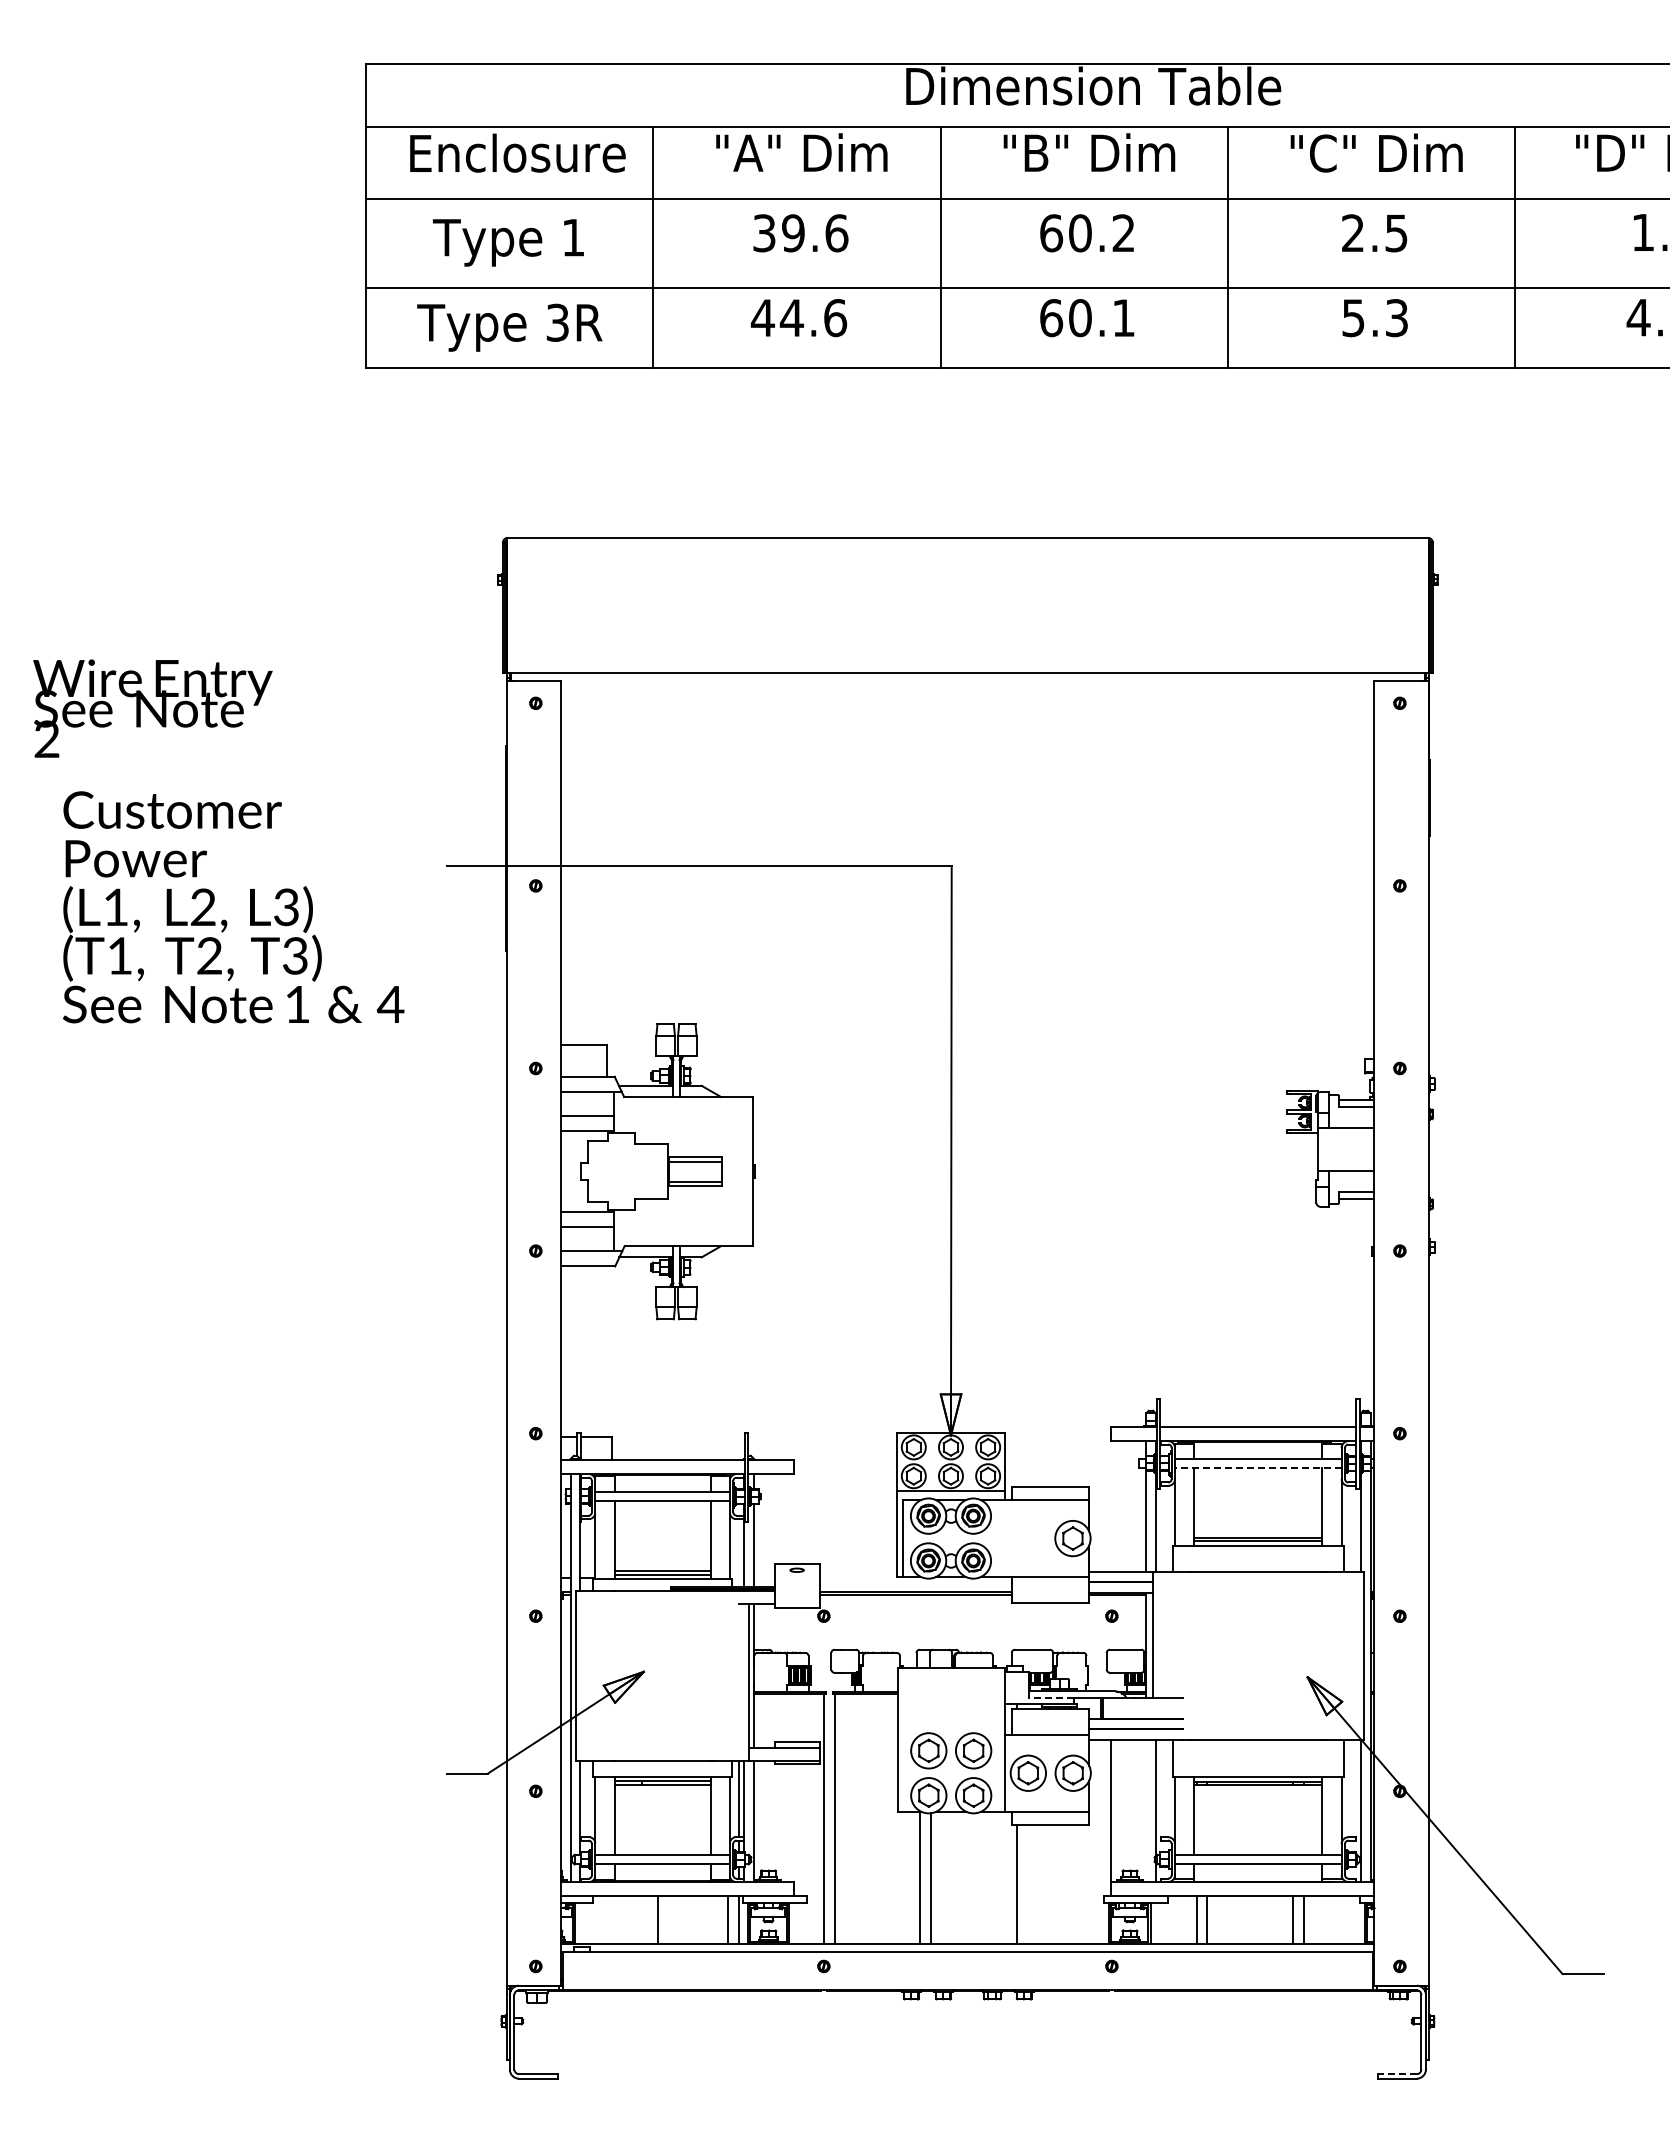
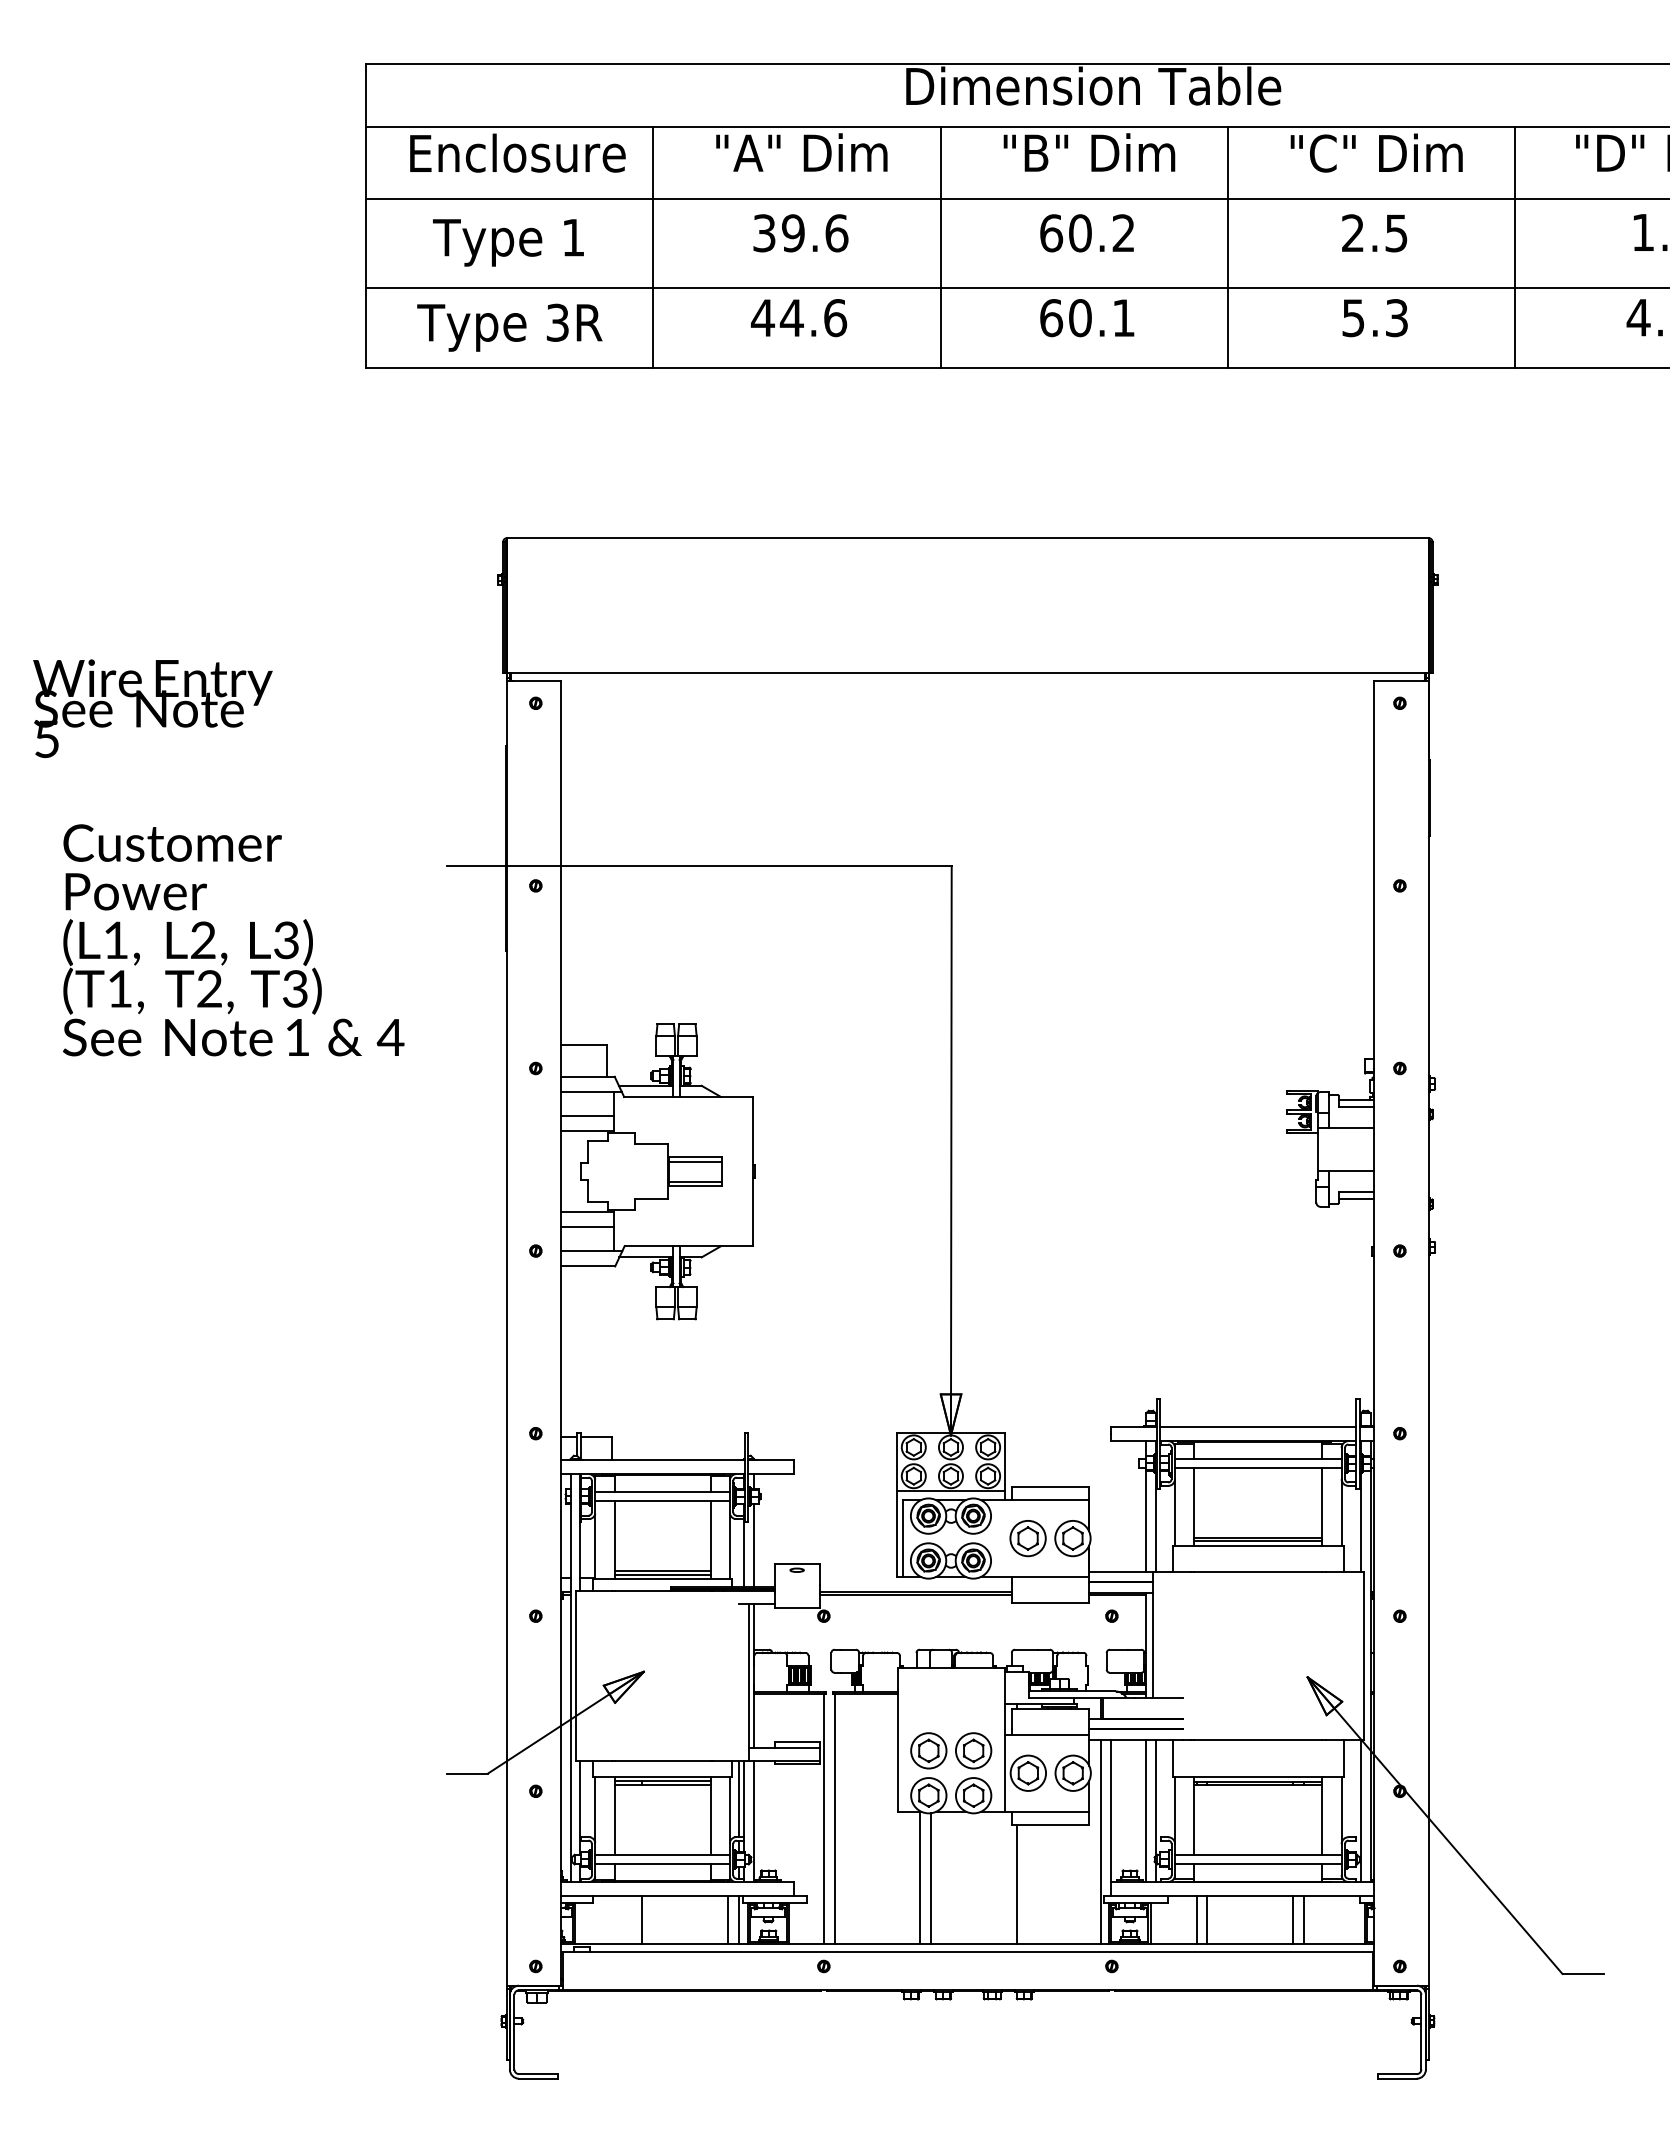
text: 2 -> 5 (46, 739)
text position: (233, 907) -> (233, 940) (233, 940)
line: dashed -> solid (1257, 1468)
part: none -> present (1027, 1538)
line: dashed -> solid (1050, 1697)
line: none -> present (1145, 1810)
line: none -> present (1101, 1841)
line position: (658, 1920) -> (642, 1920) (642, 1920)
line: dashed -> solid (1397, 2074)
